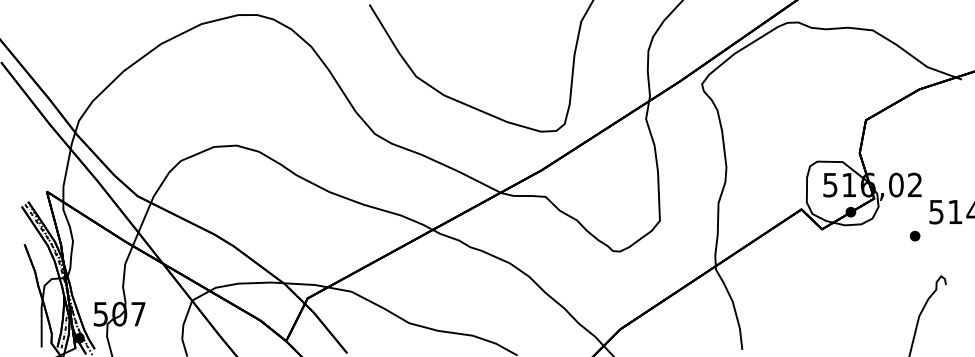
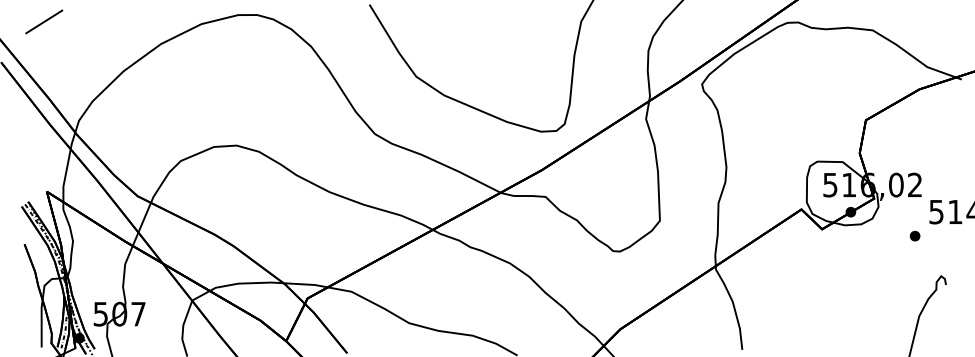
line: none -> present (44, 21)
